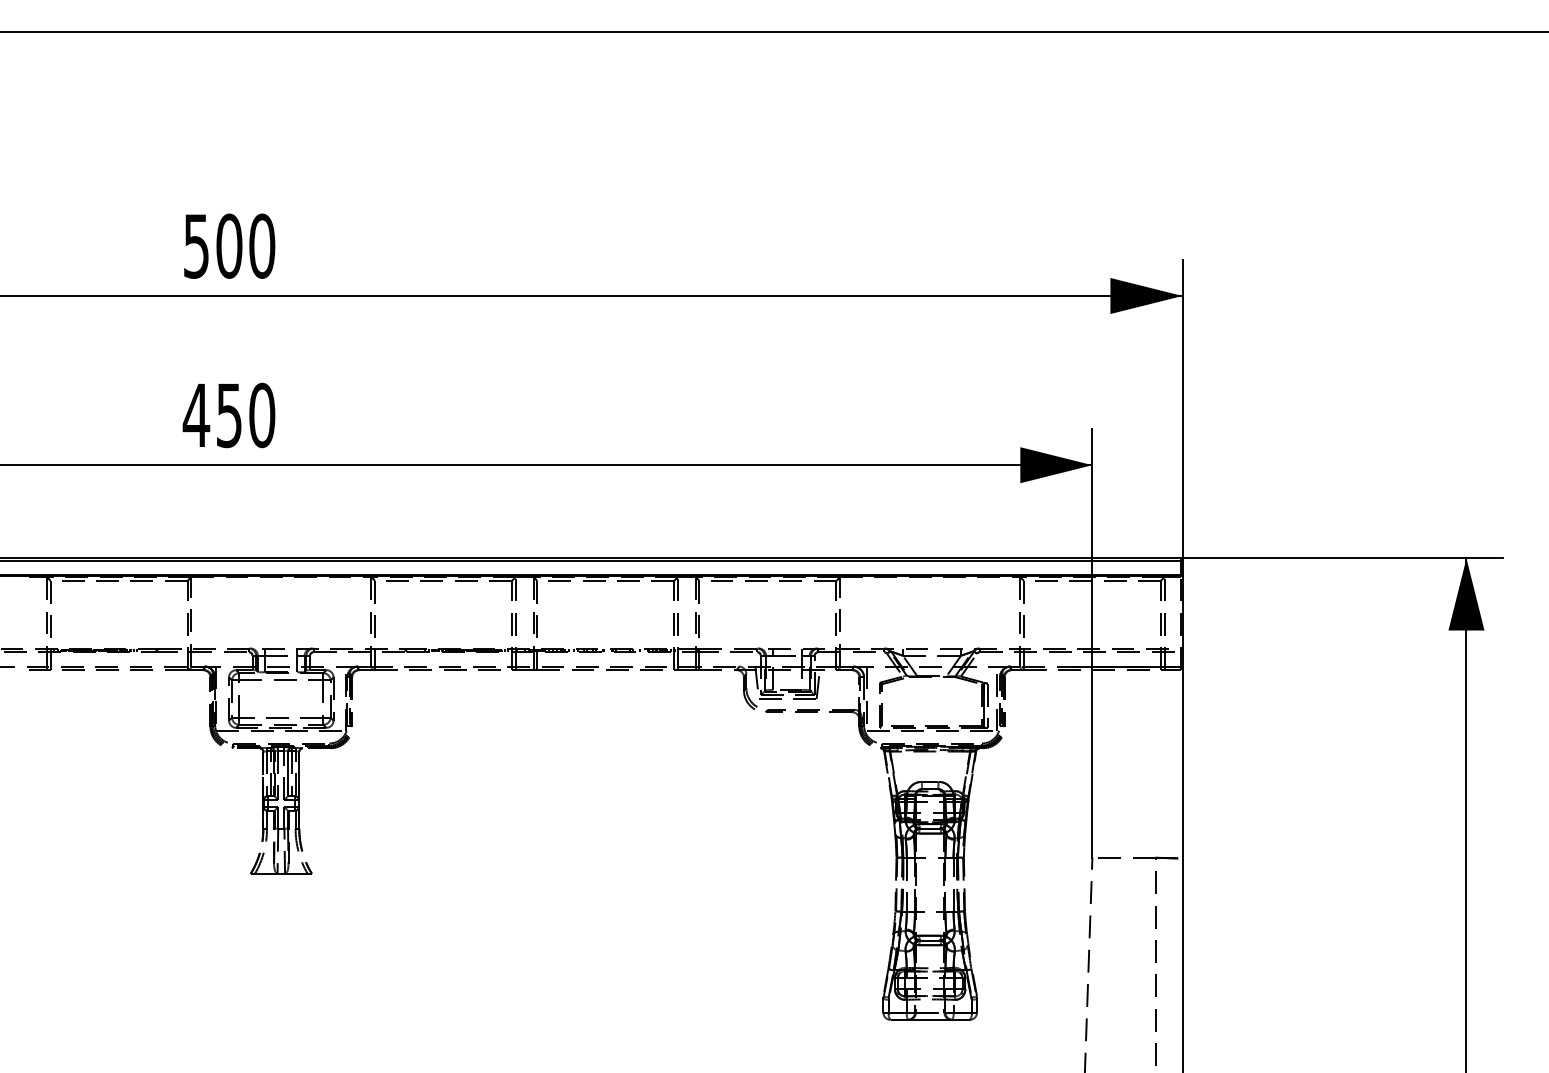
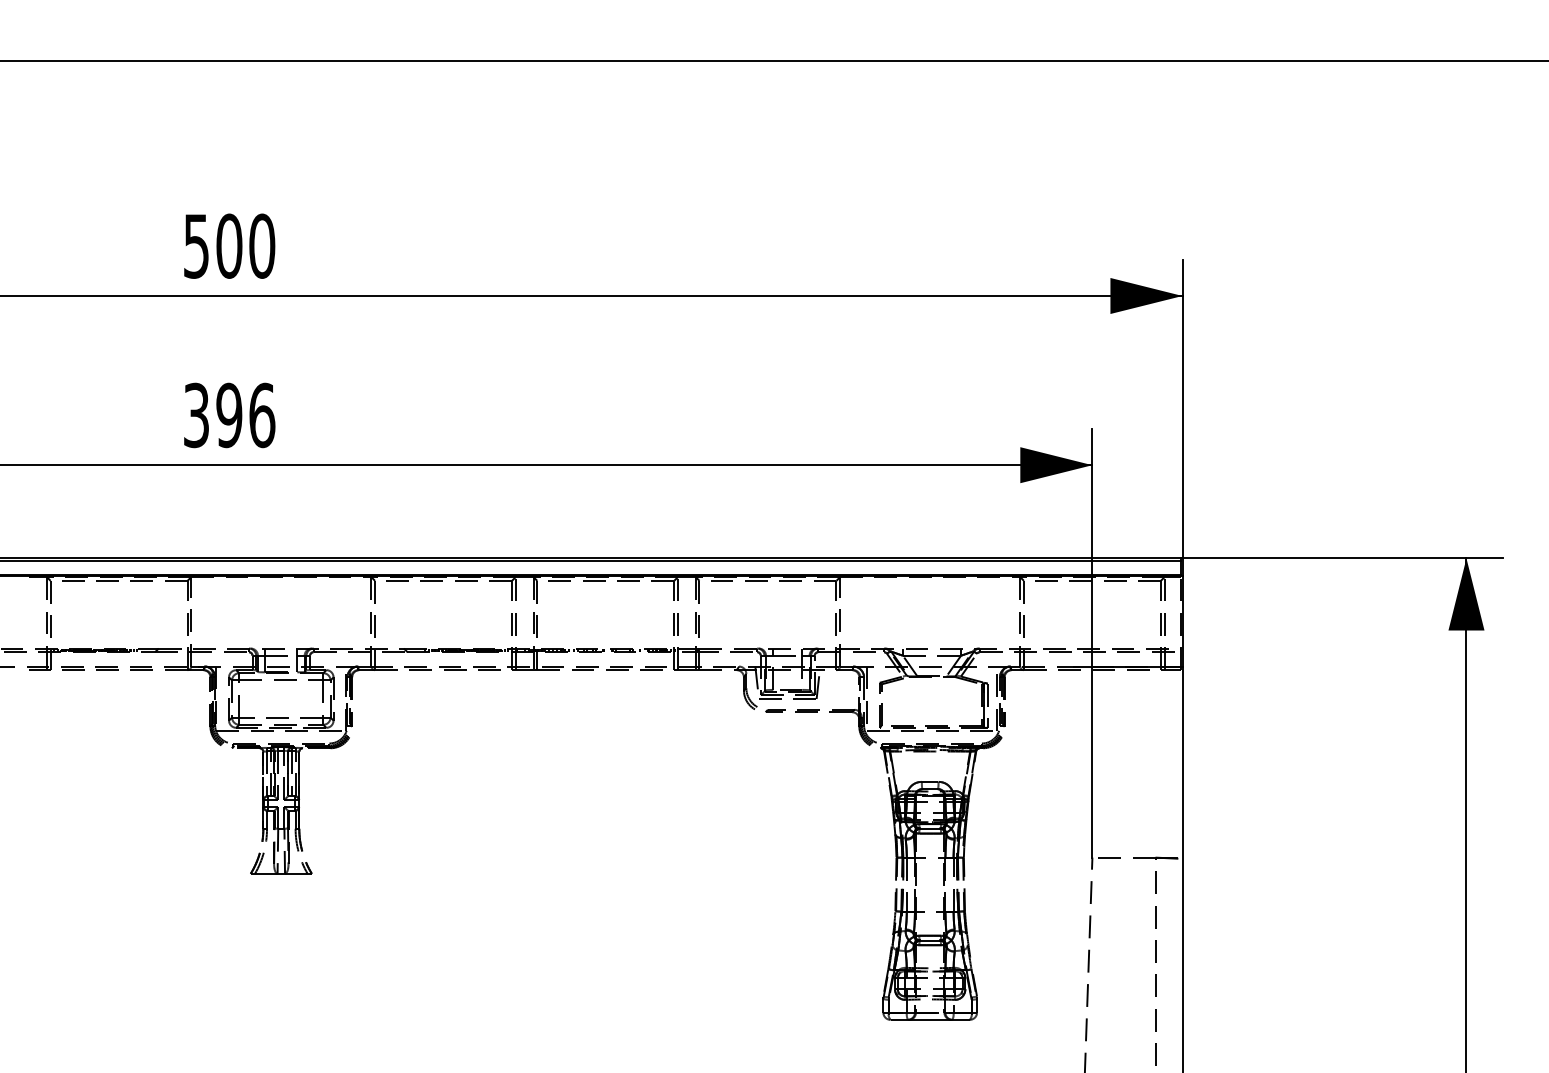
line position: (773, 32) -> (773, 61) (773, 61)
text: 450 -> 396 (228, 415)
